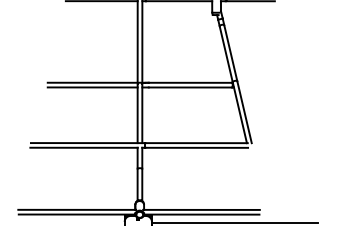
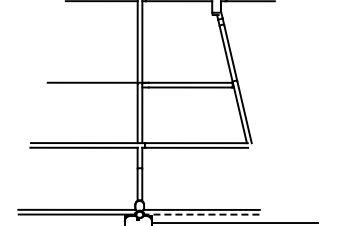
line: present -> none (92, 87)
line: solid -> dashed (201, 214)
